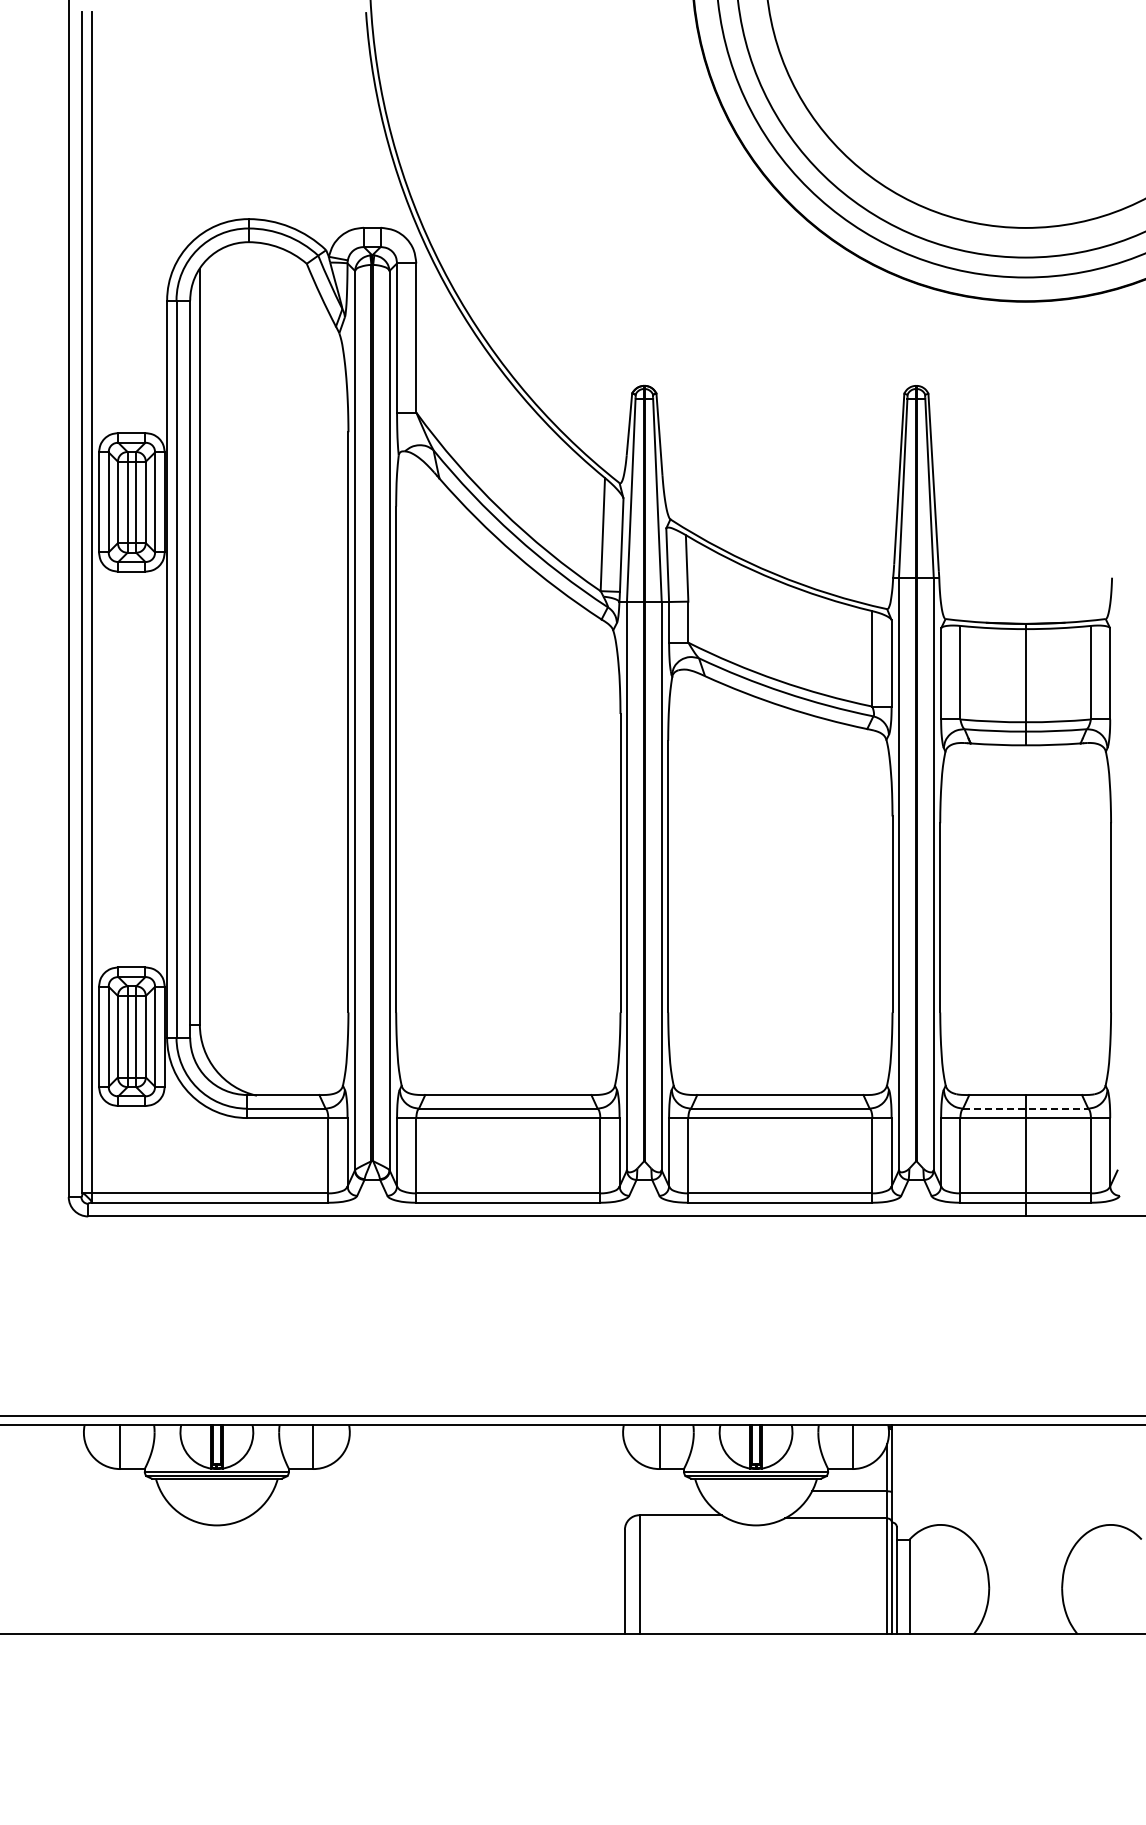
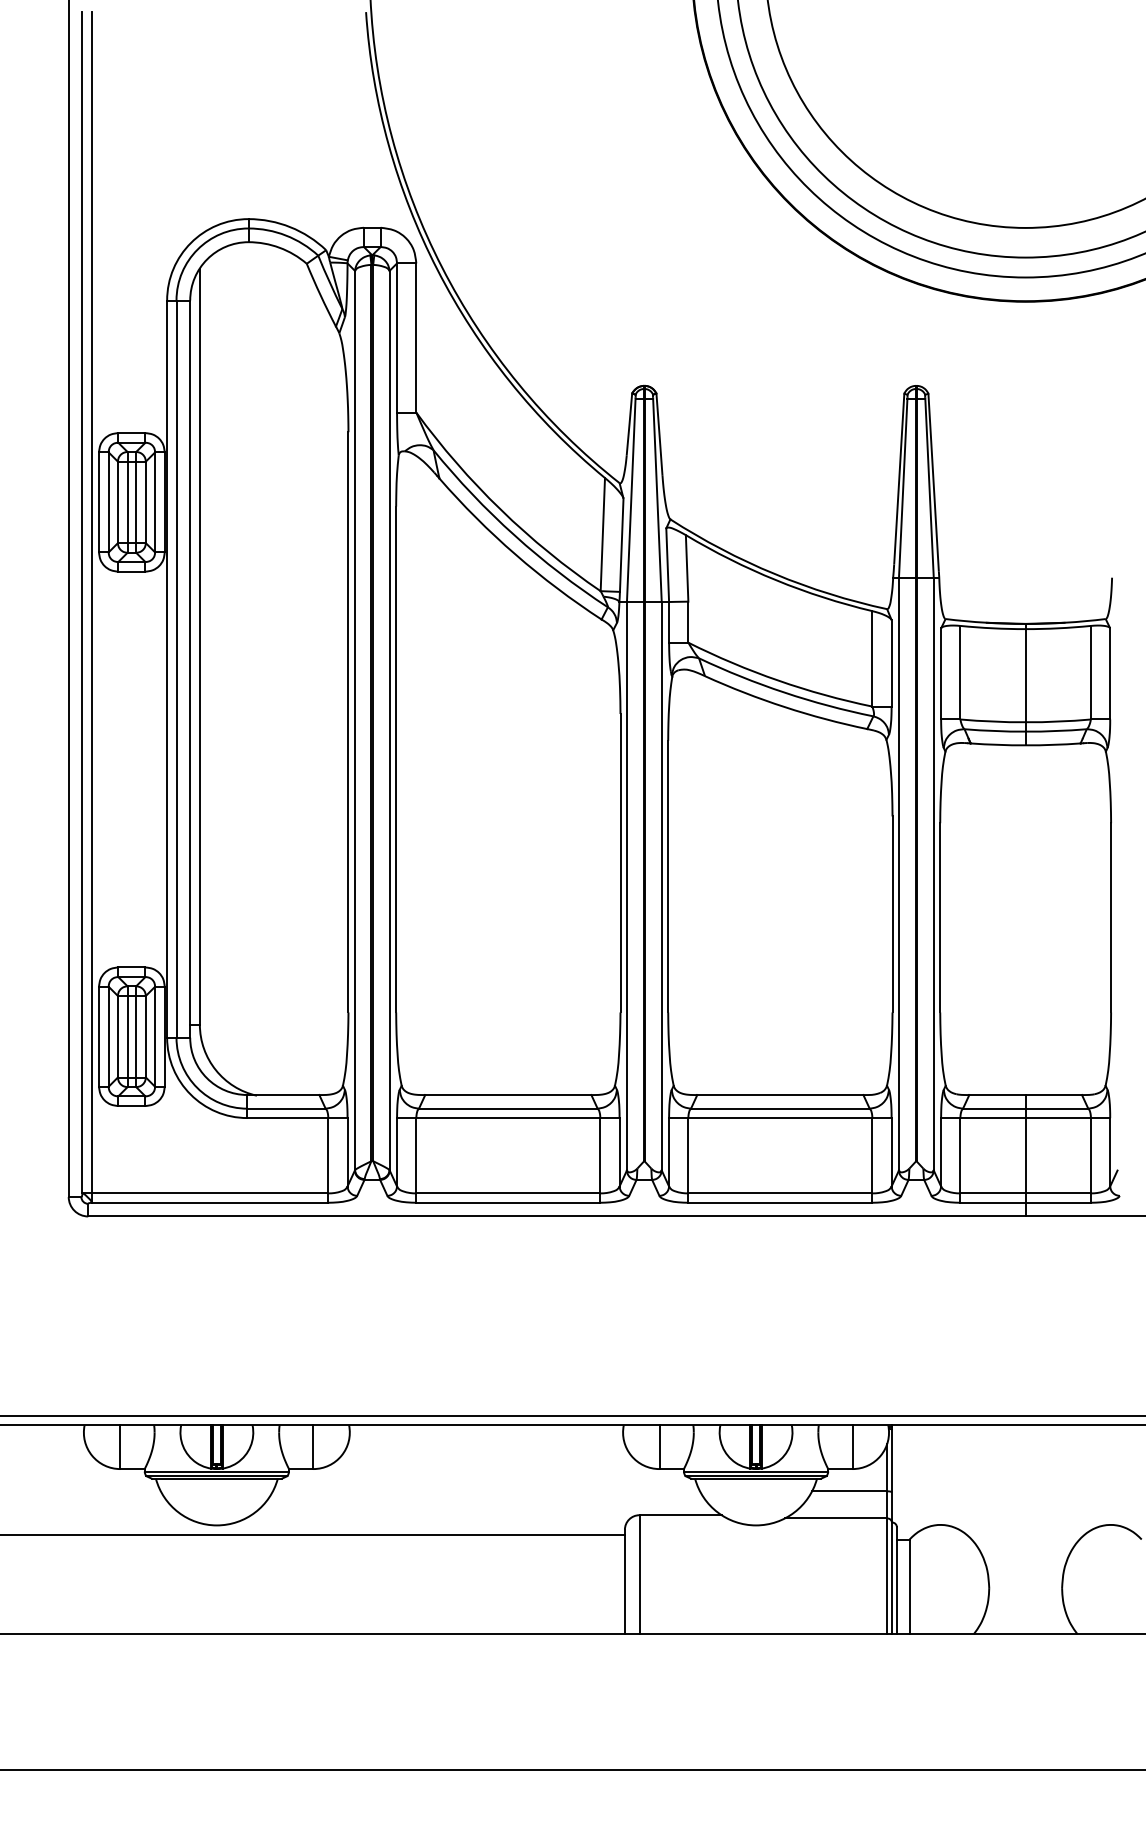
line: dashed -> solid (1025, 1108)
line: none -> present (313, 1534)
line: none -> present (572, 1770)
